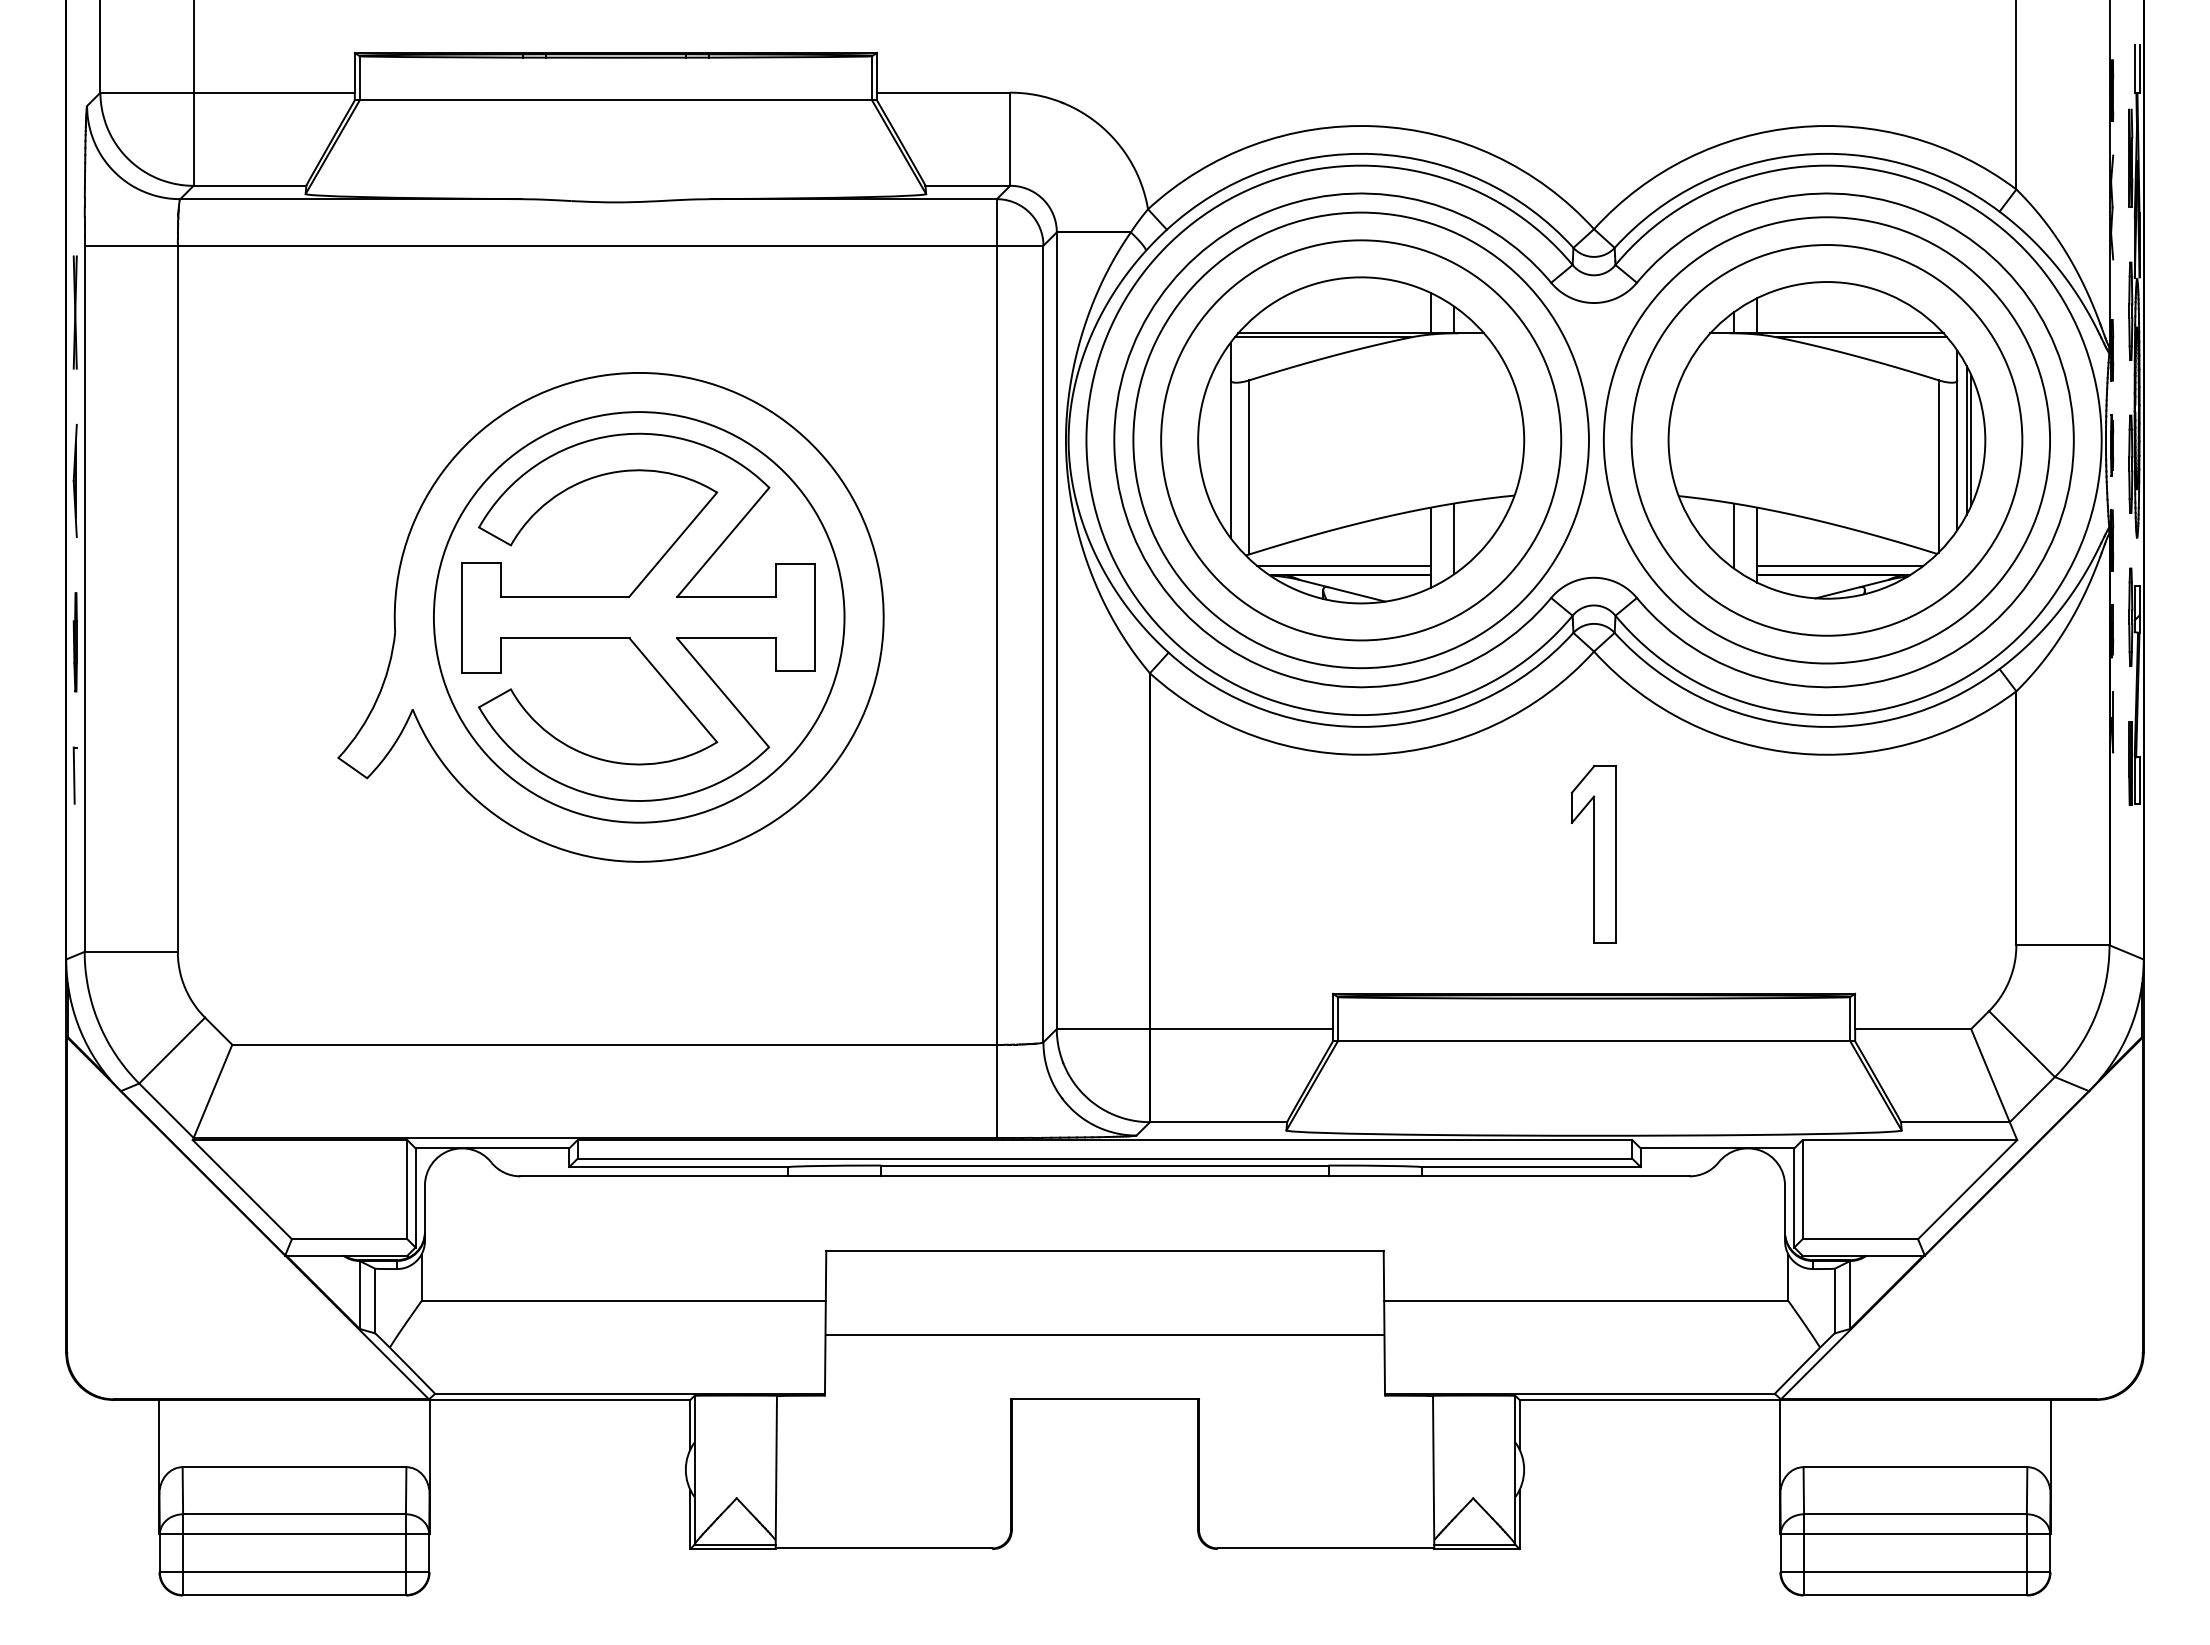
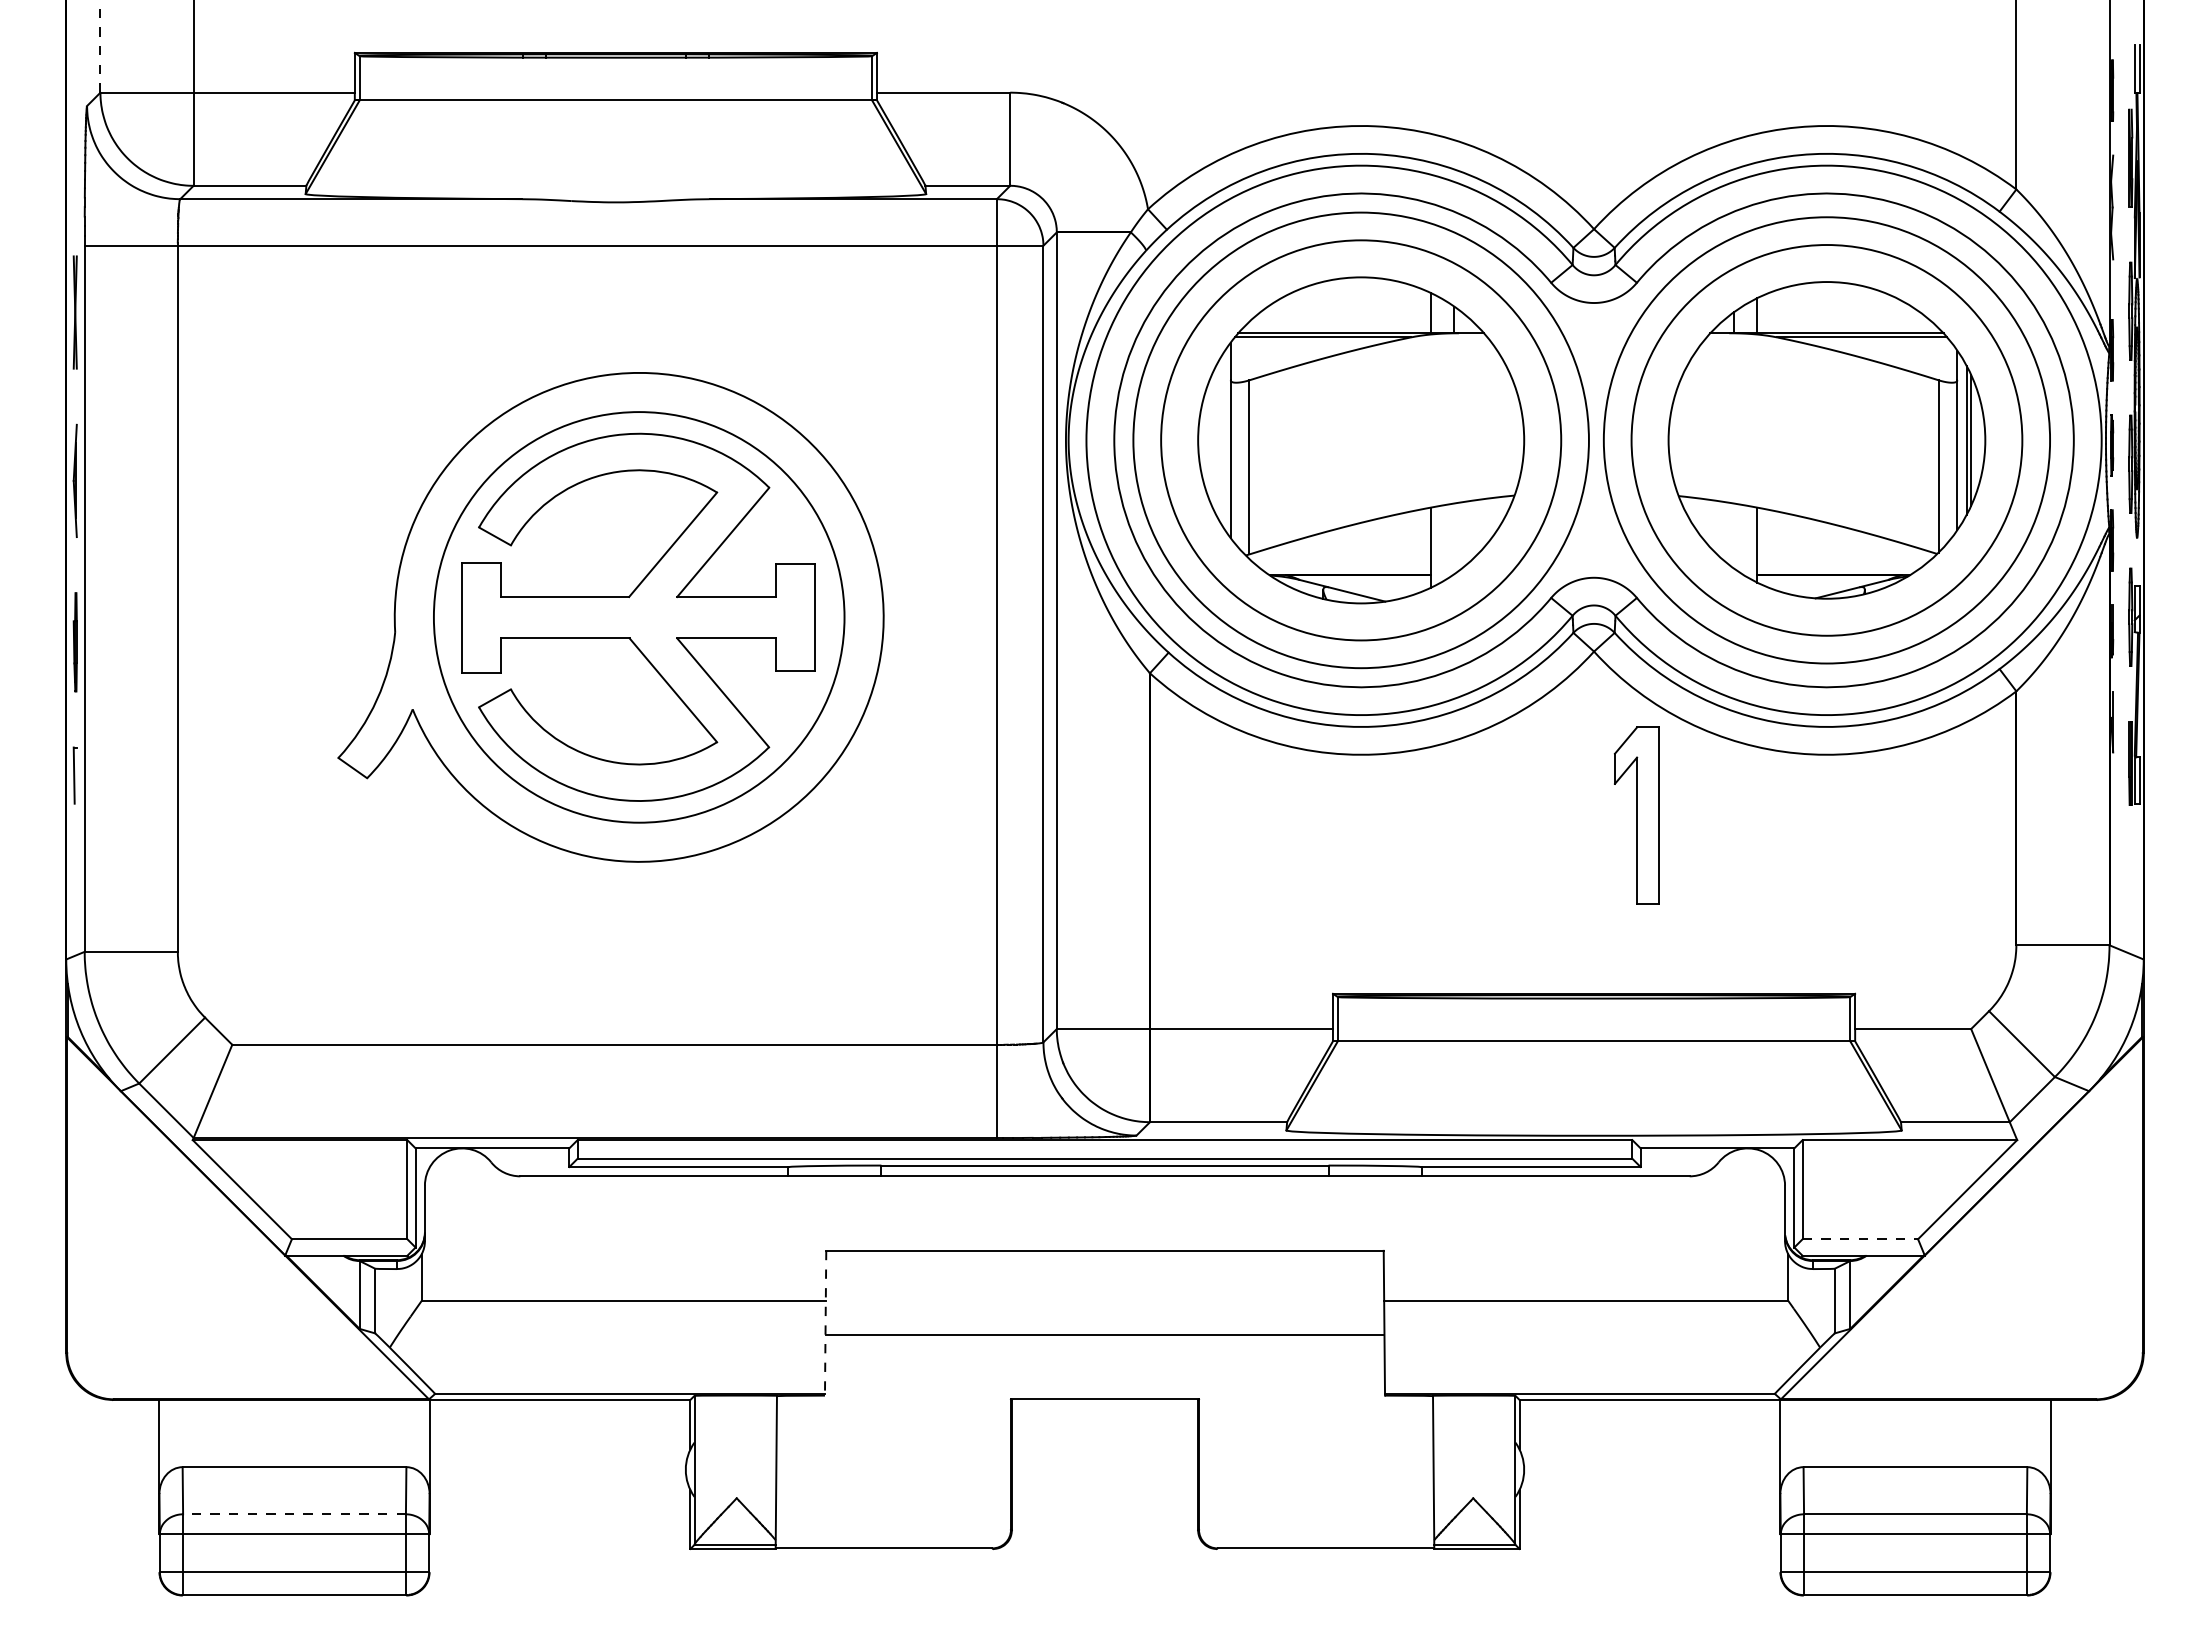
line: solid -> dashed (100, 46)
line: present -> none (1733, 535)
line: present -> none (1454, 538)
line: present -> none (1344, 566)
line: present -> none (1840, 566)
part position: (1593, 854) -> (1636, 815) (1636, 815)
line: solid -> dashed (1860, 1239)
line: solid -> dashed (825, 1323)
line: solid -> dashed (294, 1514)
